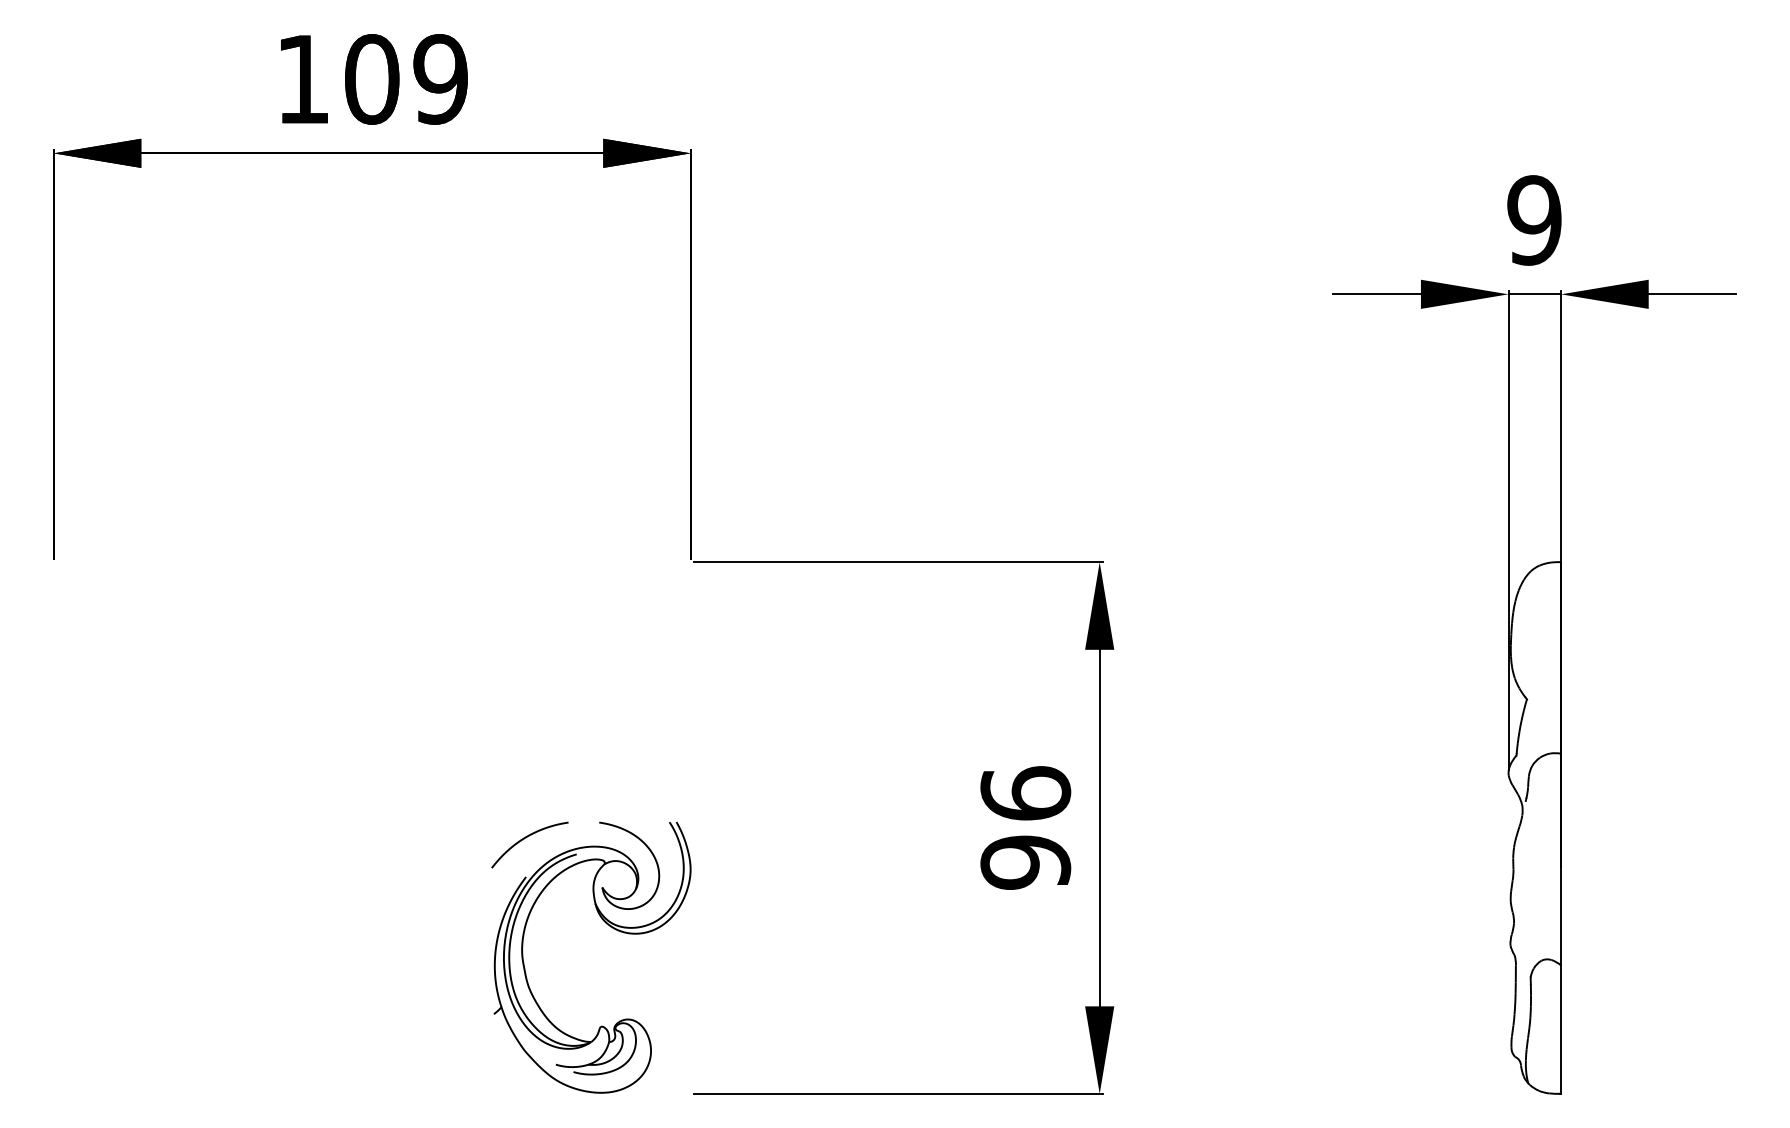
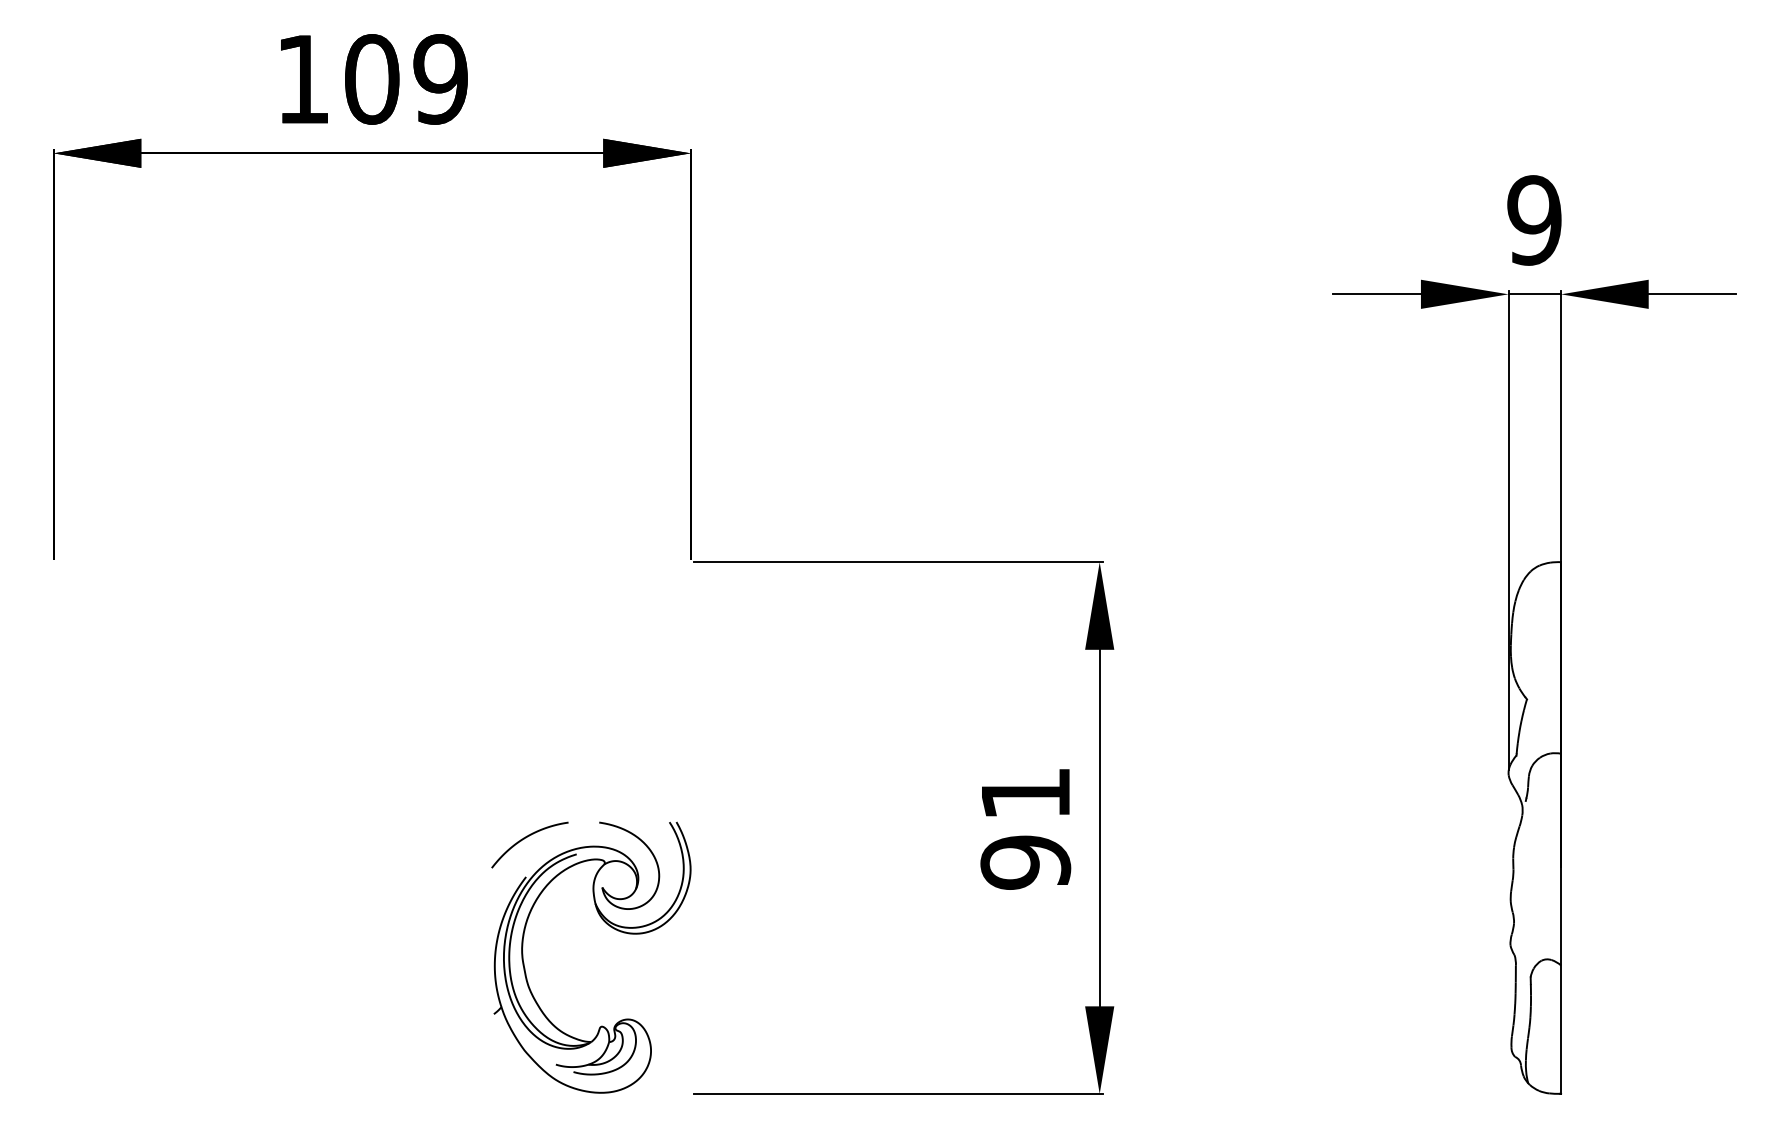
text: 96 -> 91 (1025, 793)
